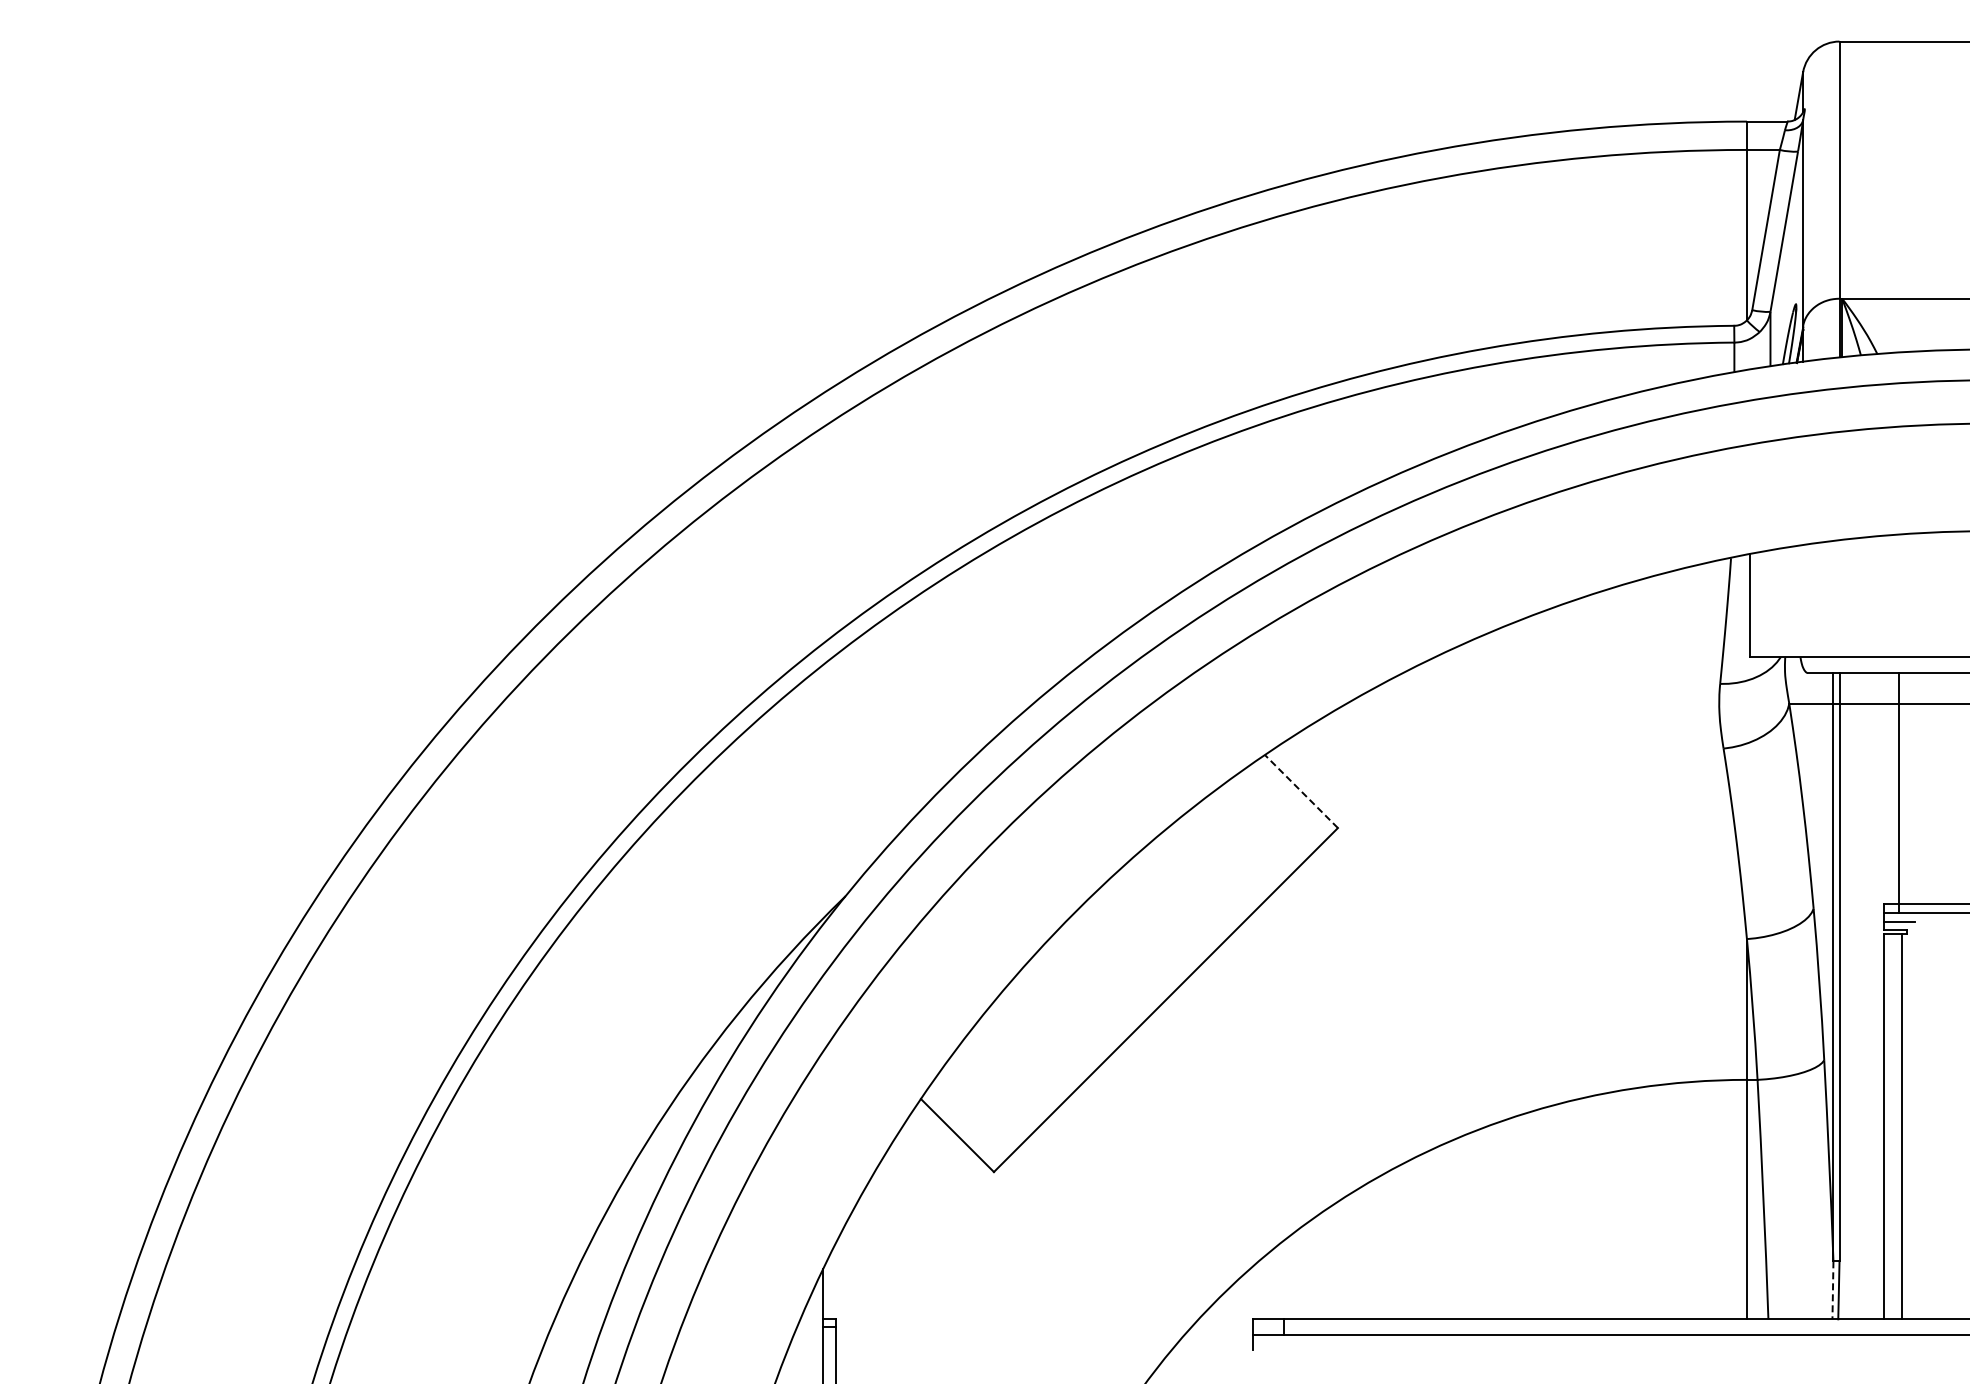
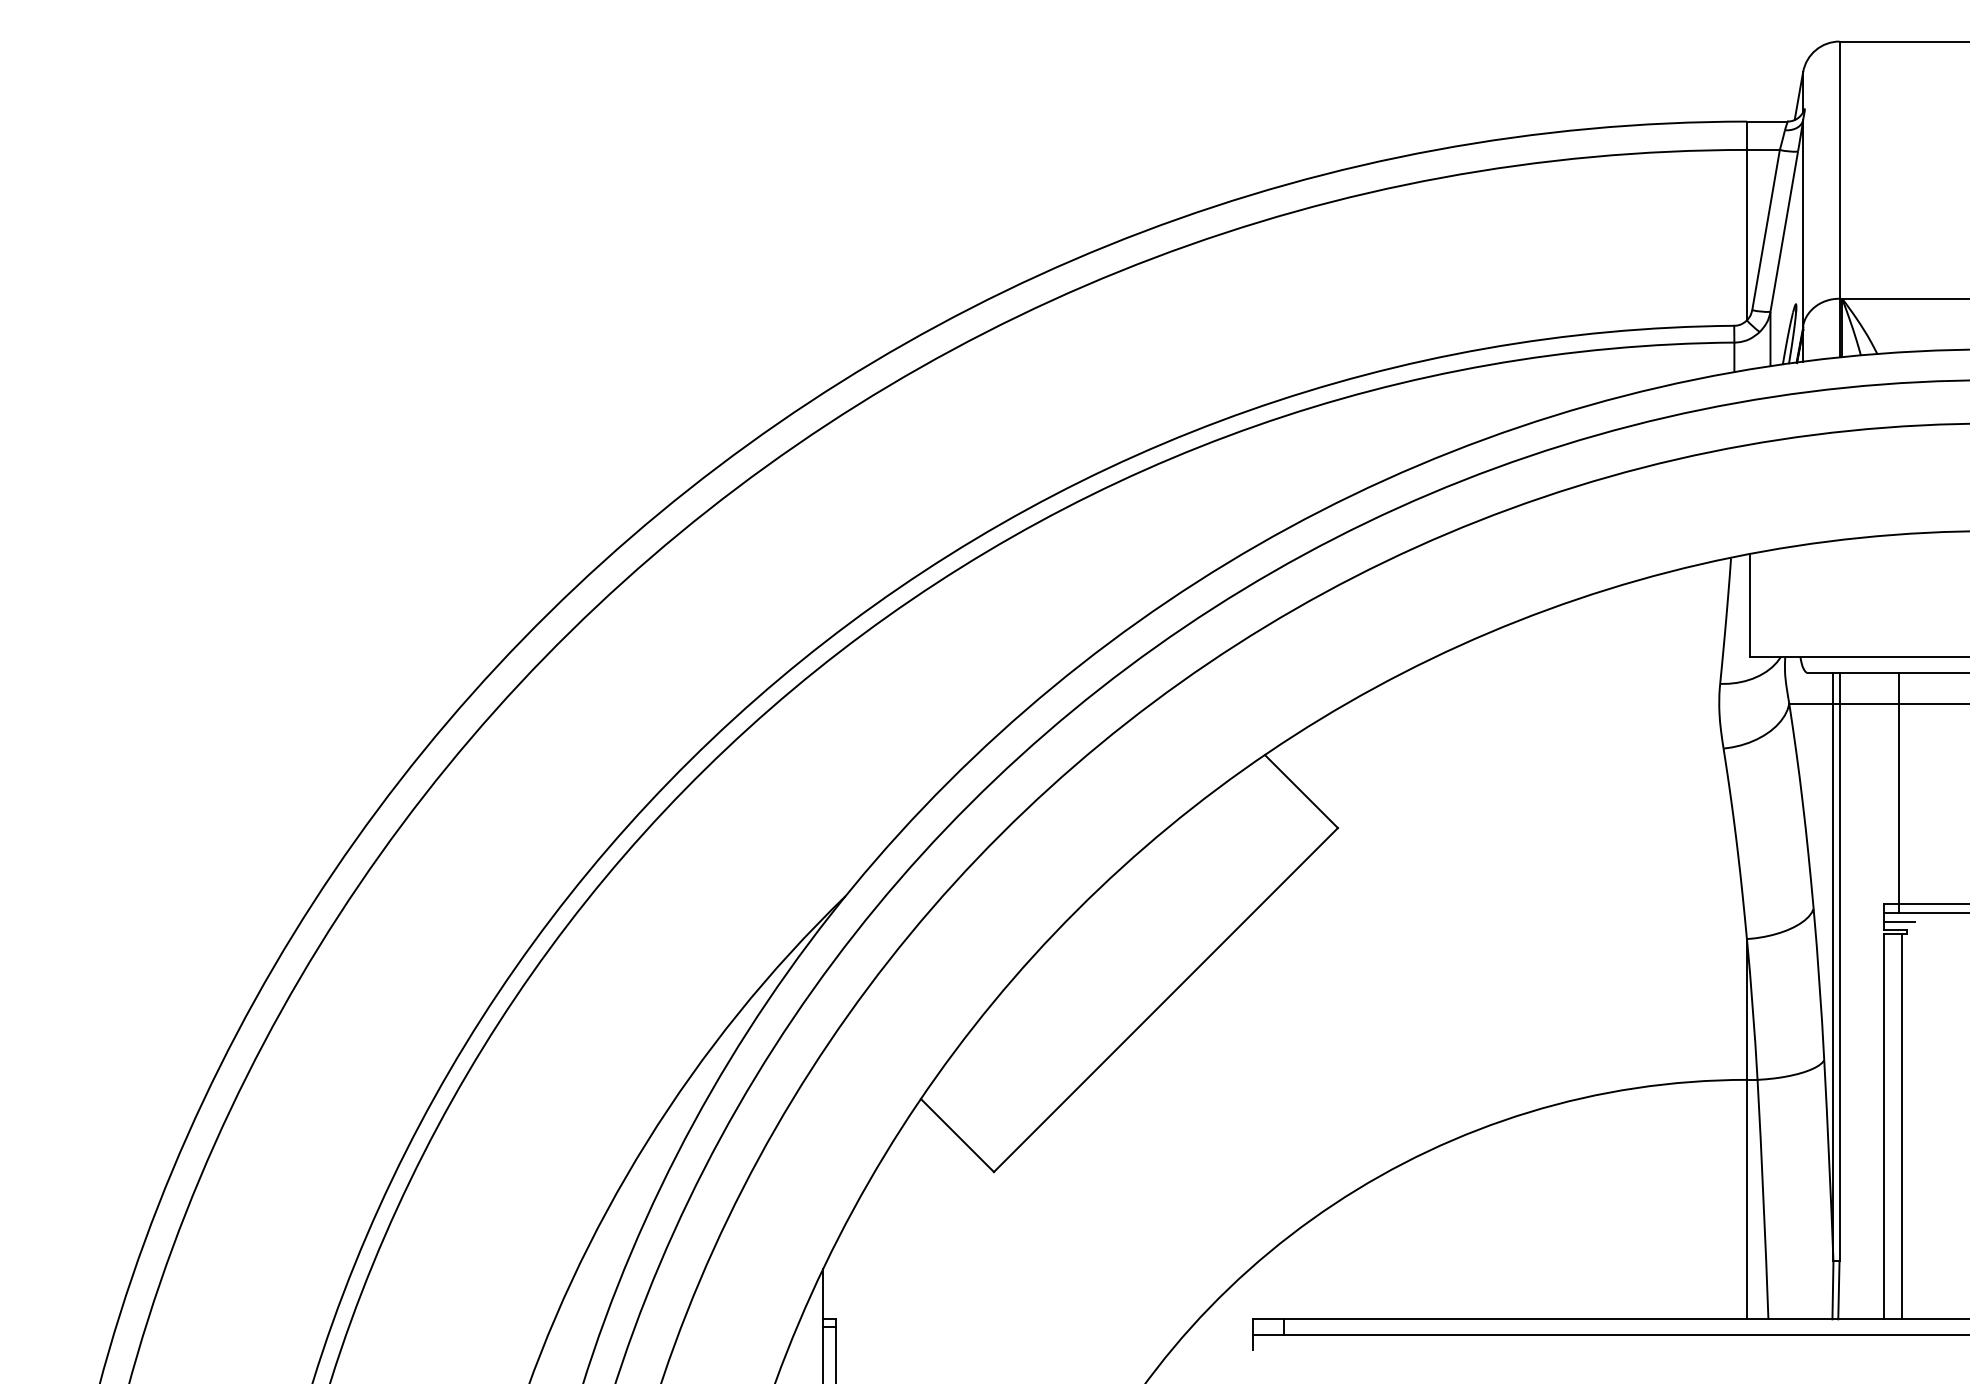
line: dashed -> solid (1301, 791)
line: dashed -> solid (1832, 1290)
